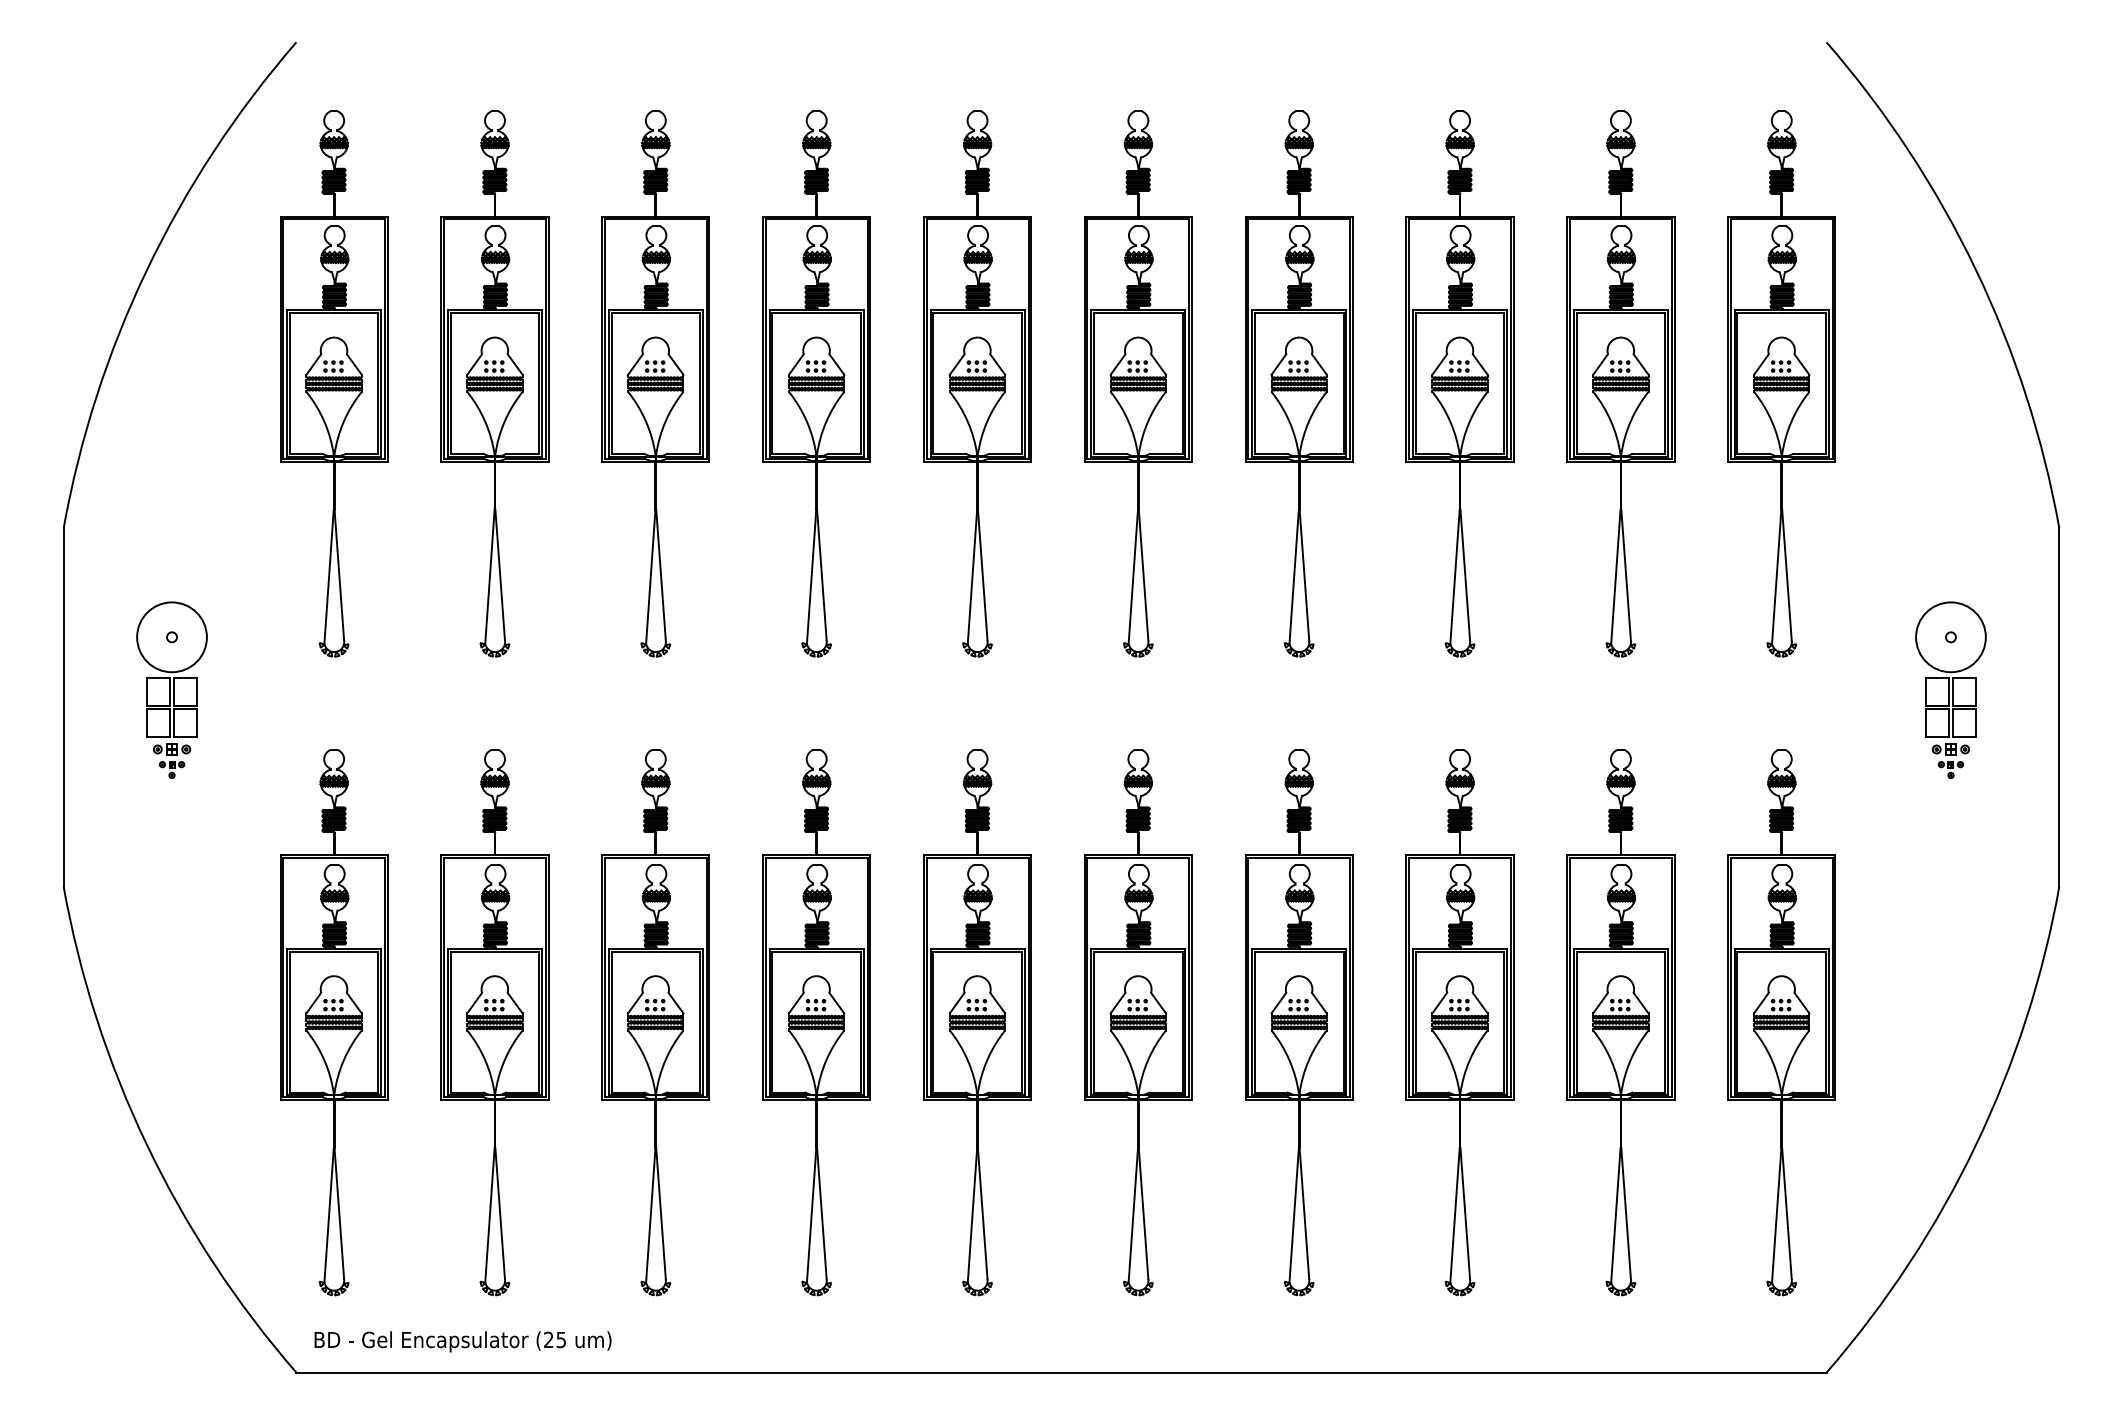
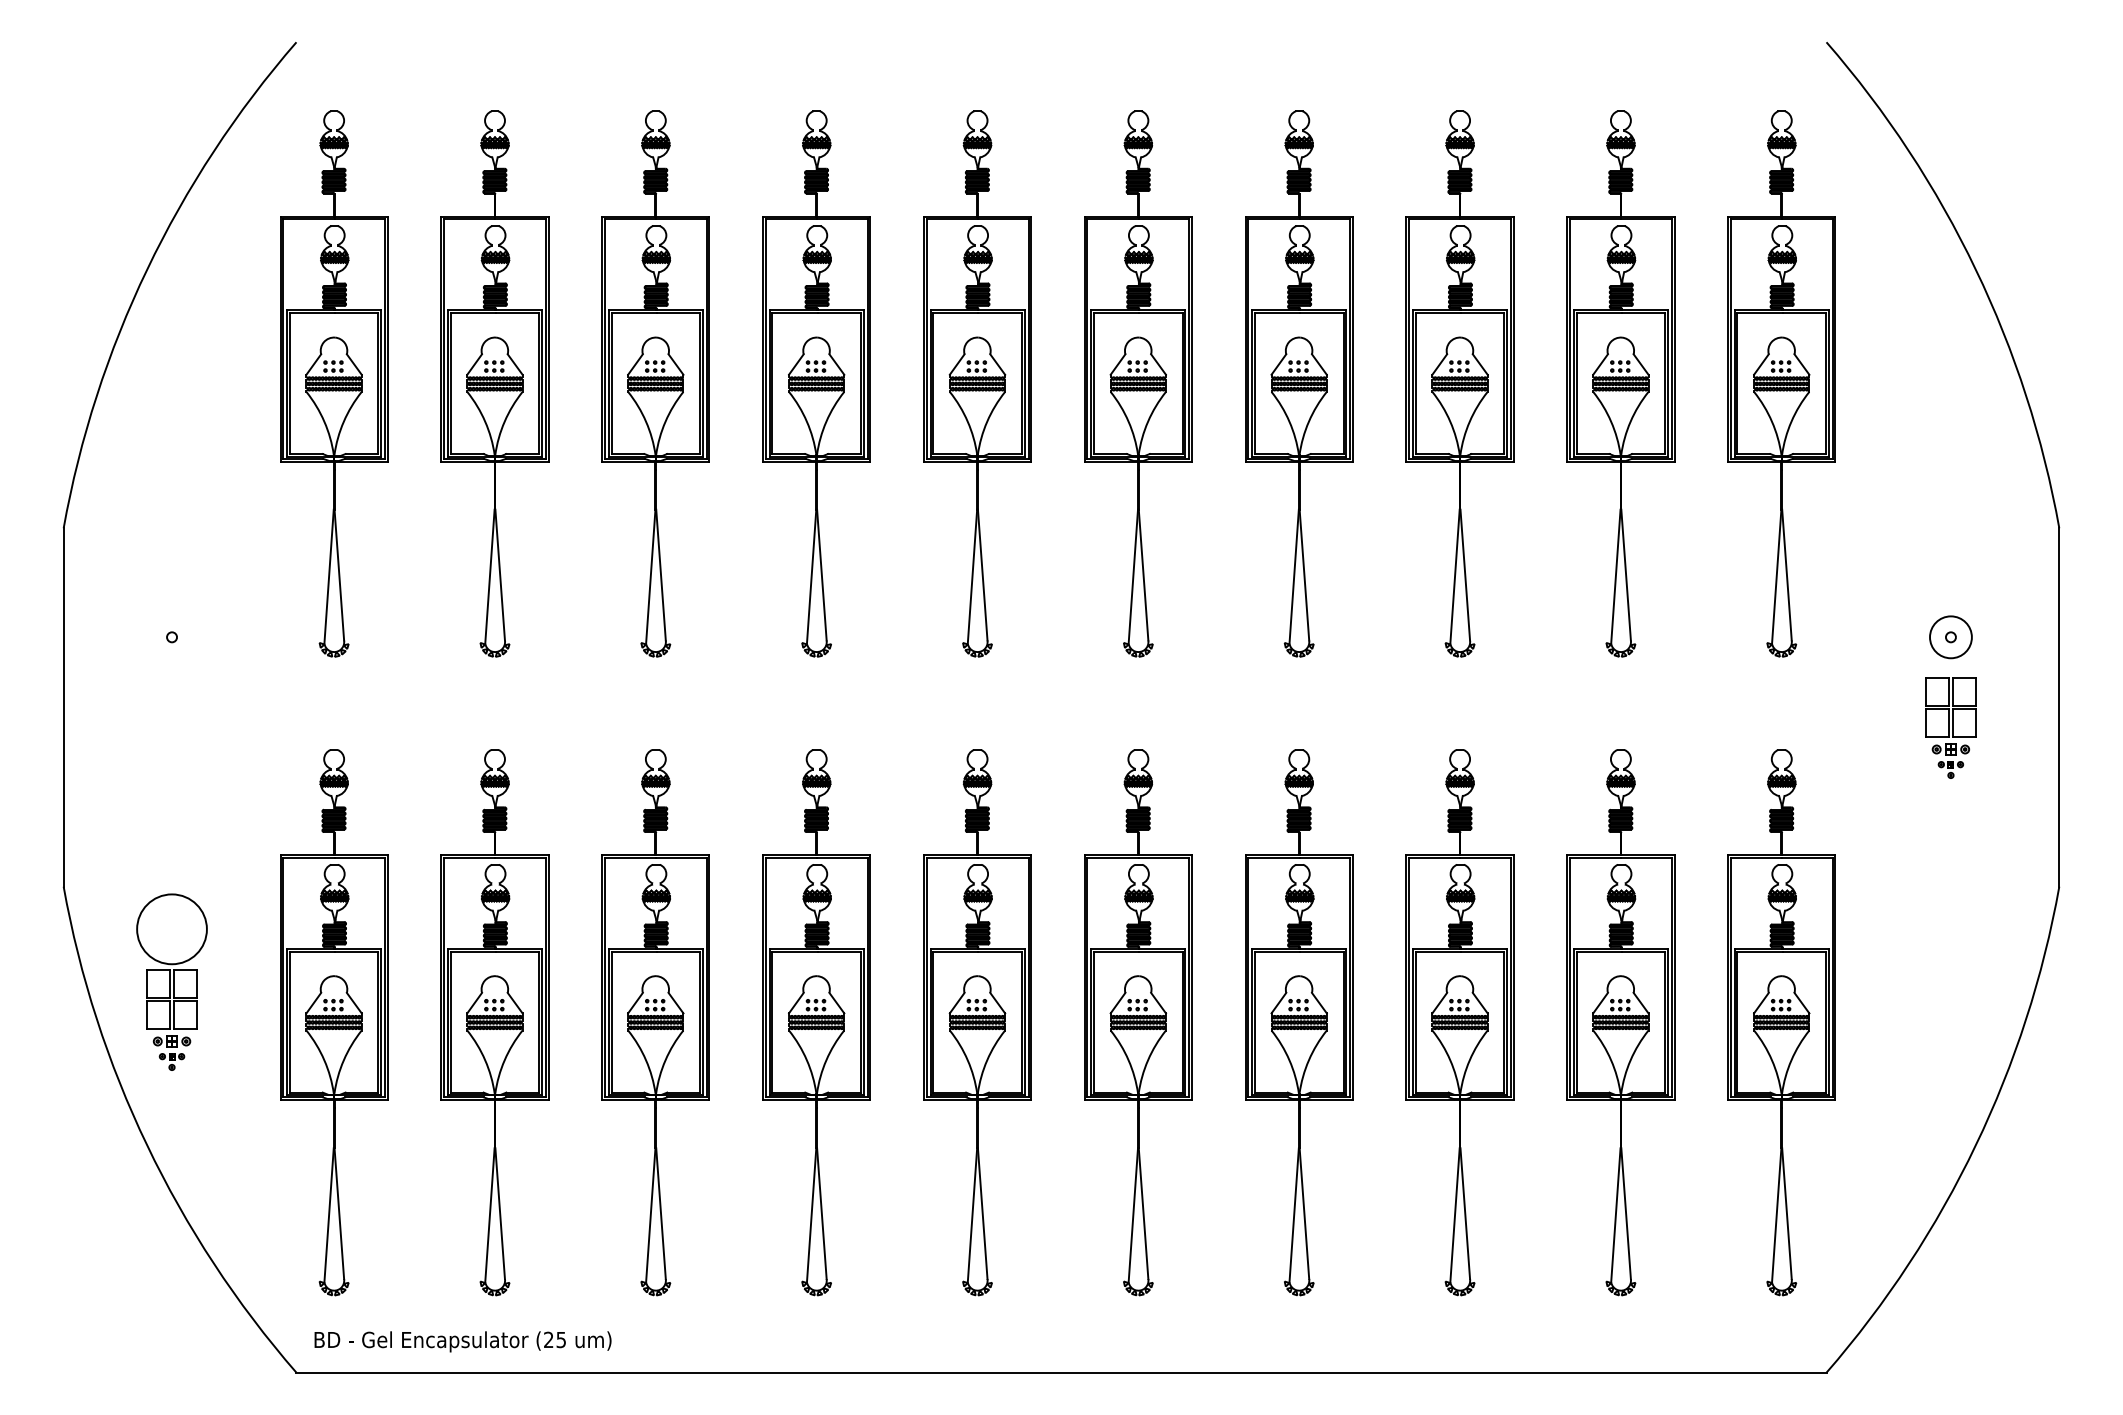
circle diameter: 70 px -> 42 px (1950, 637)
part position: (171, 689) -> (171, 981) (171, 981)
